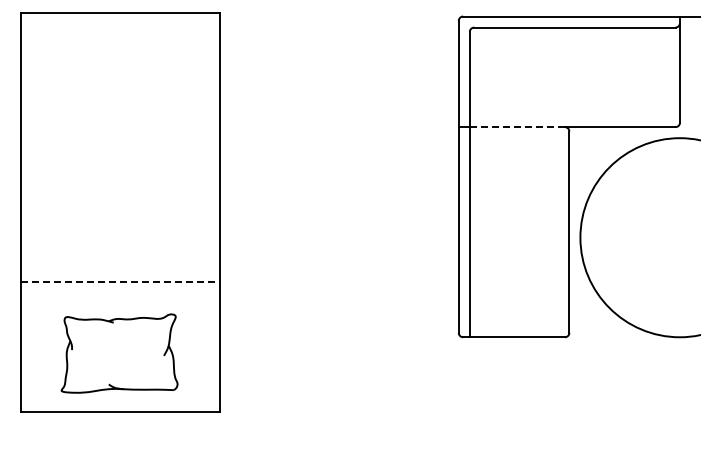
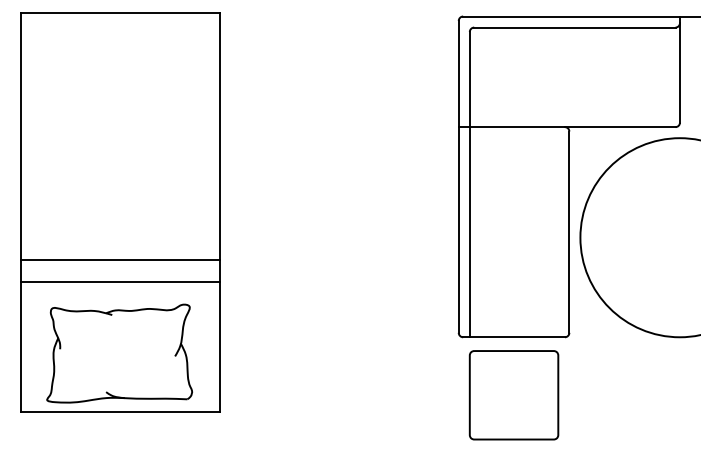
line: dashed -> solid (517, 127)
line: none -> present (120, 259)
line: dashed -> solid (120, 281)
part size: 119x81 px -> 147x101 px (119, 353)
part: none -> present (513, 395)
